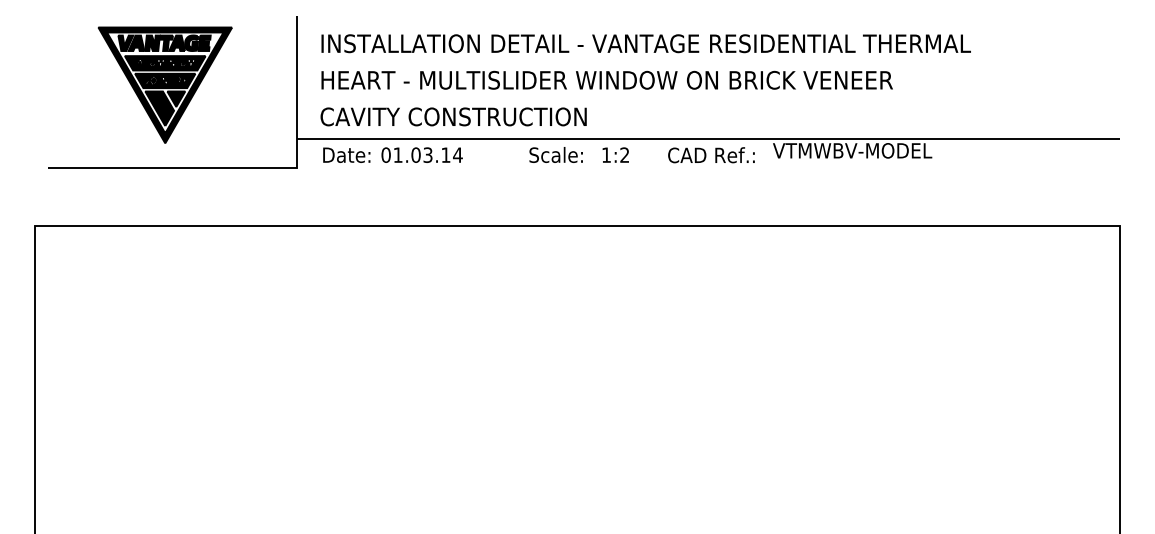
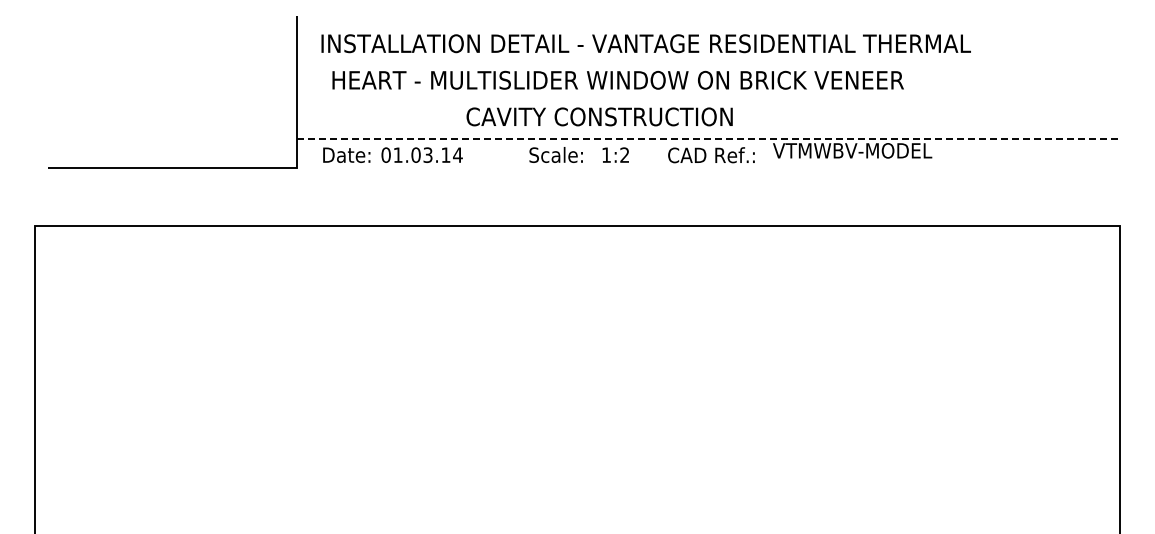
text position: (606, 79) -> (617, 79) (617, 79)
part: present -> none (164, 84)
text position: (453, 116) -> (599, 116) (599, 116)
line: solid -> dashed (708, 138)
